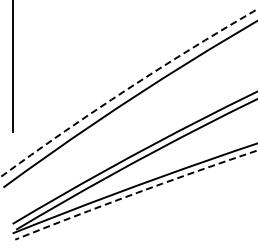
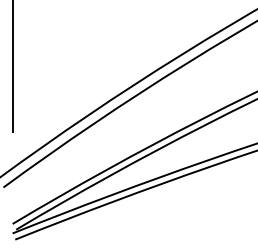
arc: dashed -> solid (127, 89)
arc: dashed -> solid (135, 193)
